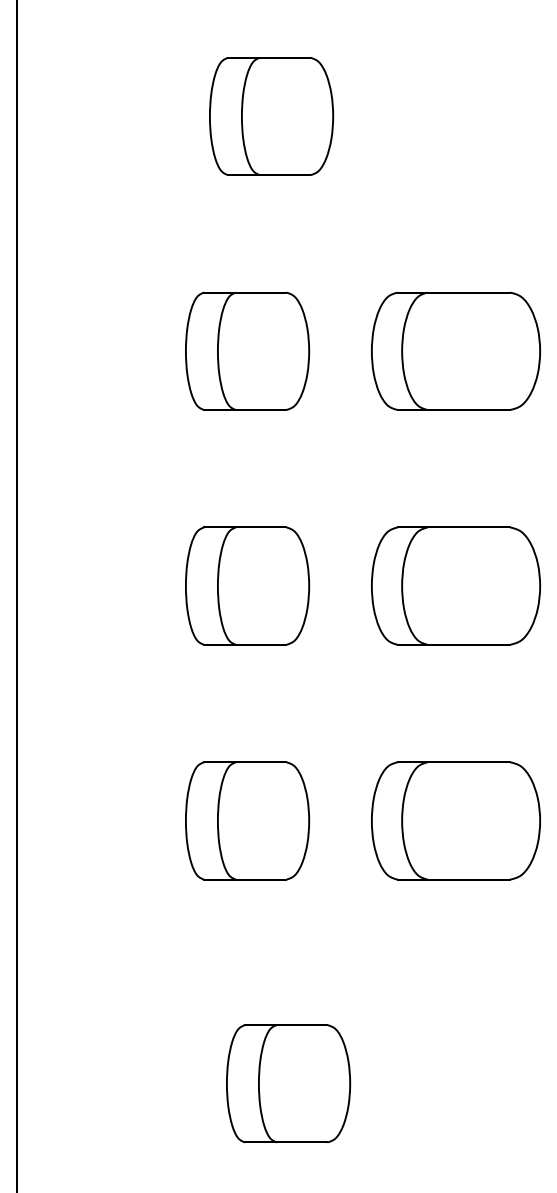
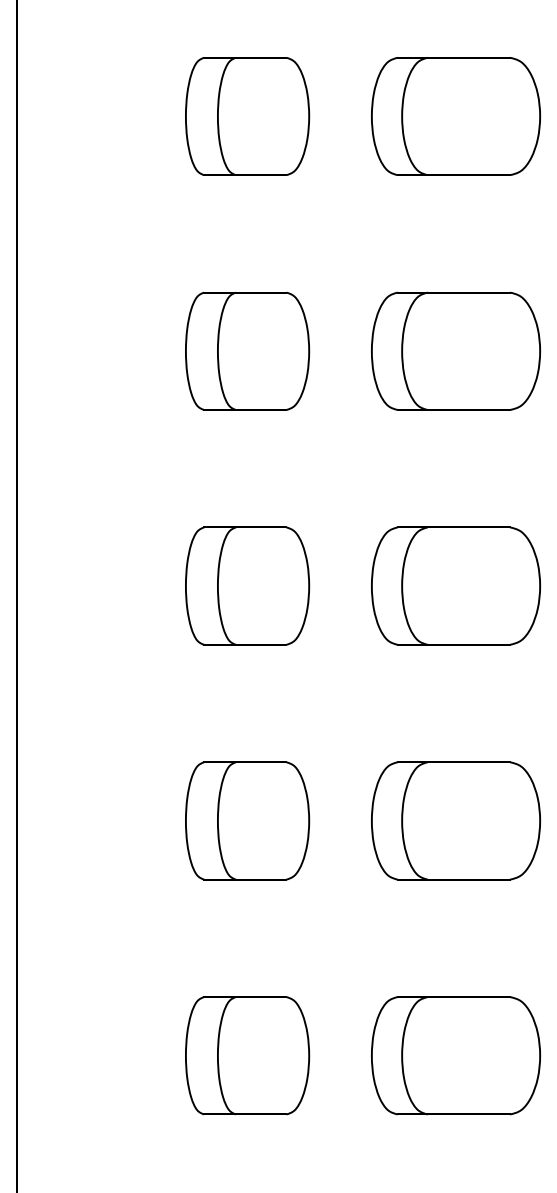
part position: (271, 116) -> (247, 116) (247, 116)
part: none -> present (456, 116)
part: none -> present (456, 1055)
part position: (288, 1083) -> (247, 1055) (247, 1055)
